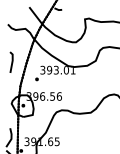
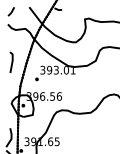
part: none -> present (10, 11)
